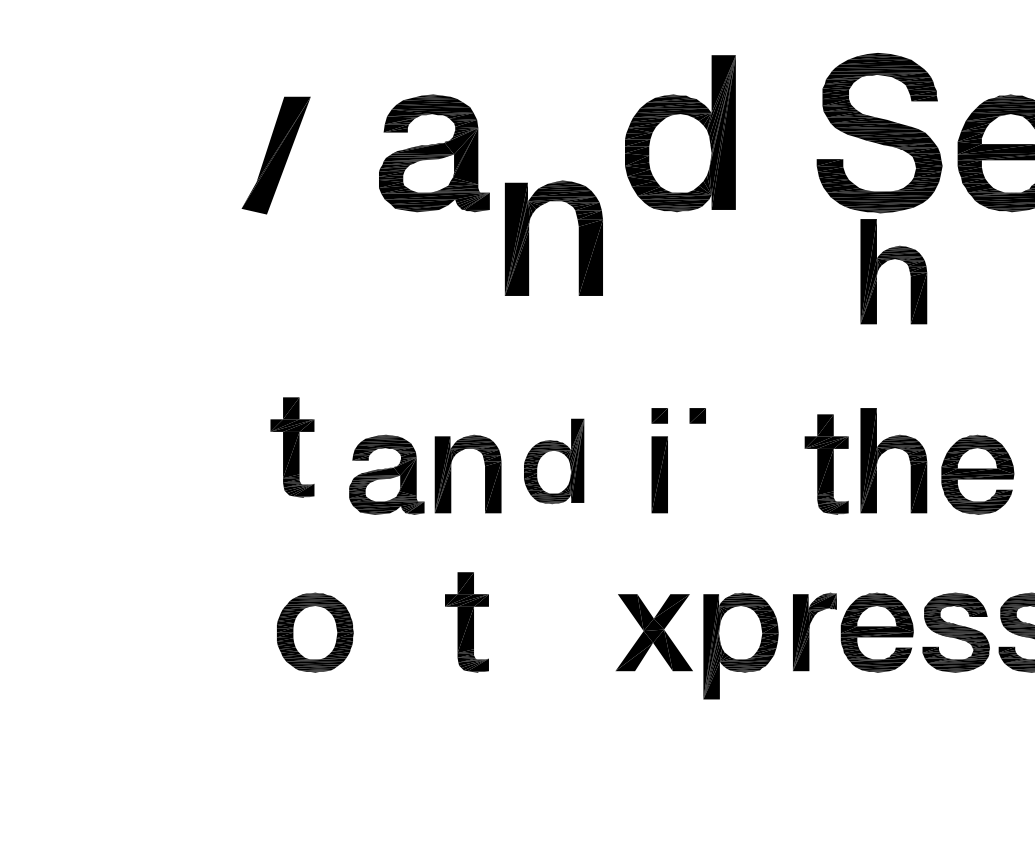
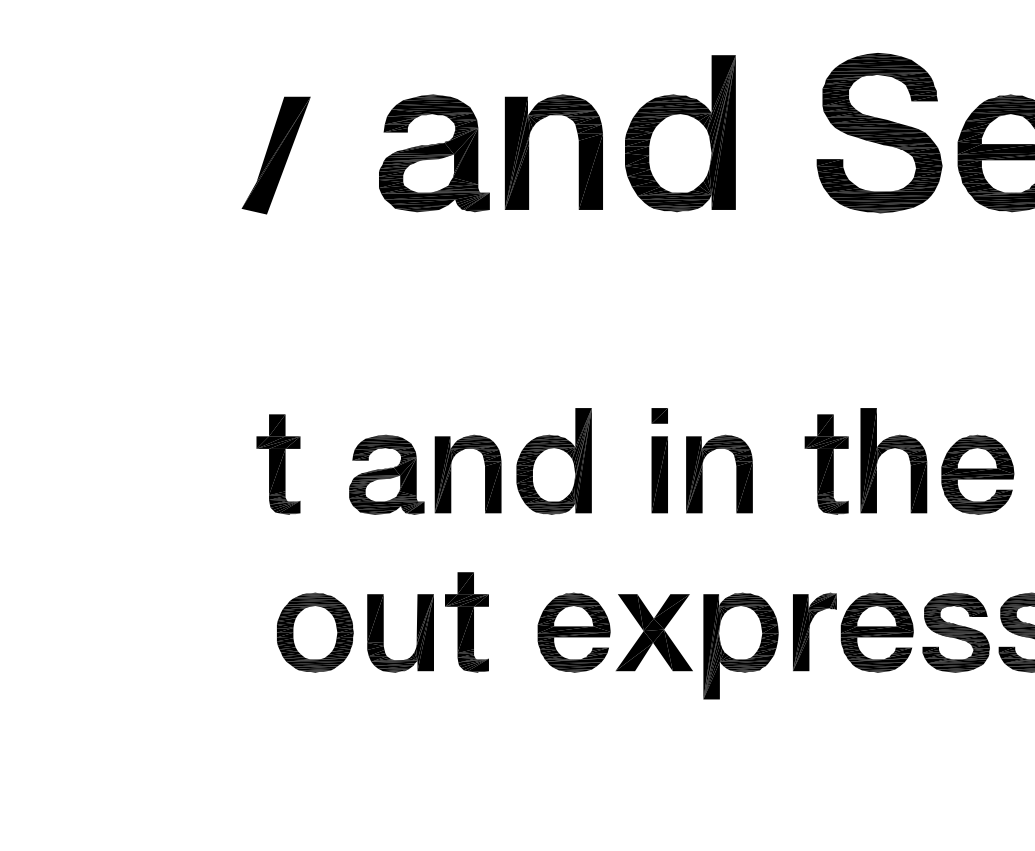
part position: (529, 237) -> (529, 151) (529, 151)
part: present -> none (887, 261)
part: present -> none (697, 415)
part position: (292, 447) -> (278, 464) (278, 464)
part size: 61x87 px -> 76x107 px (553, 461)
part: none -> present (702, 473)
part: none -> present (573, 632)
part: none -> present (416, 633)
